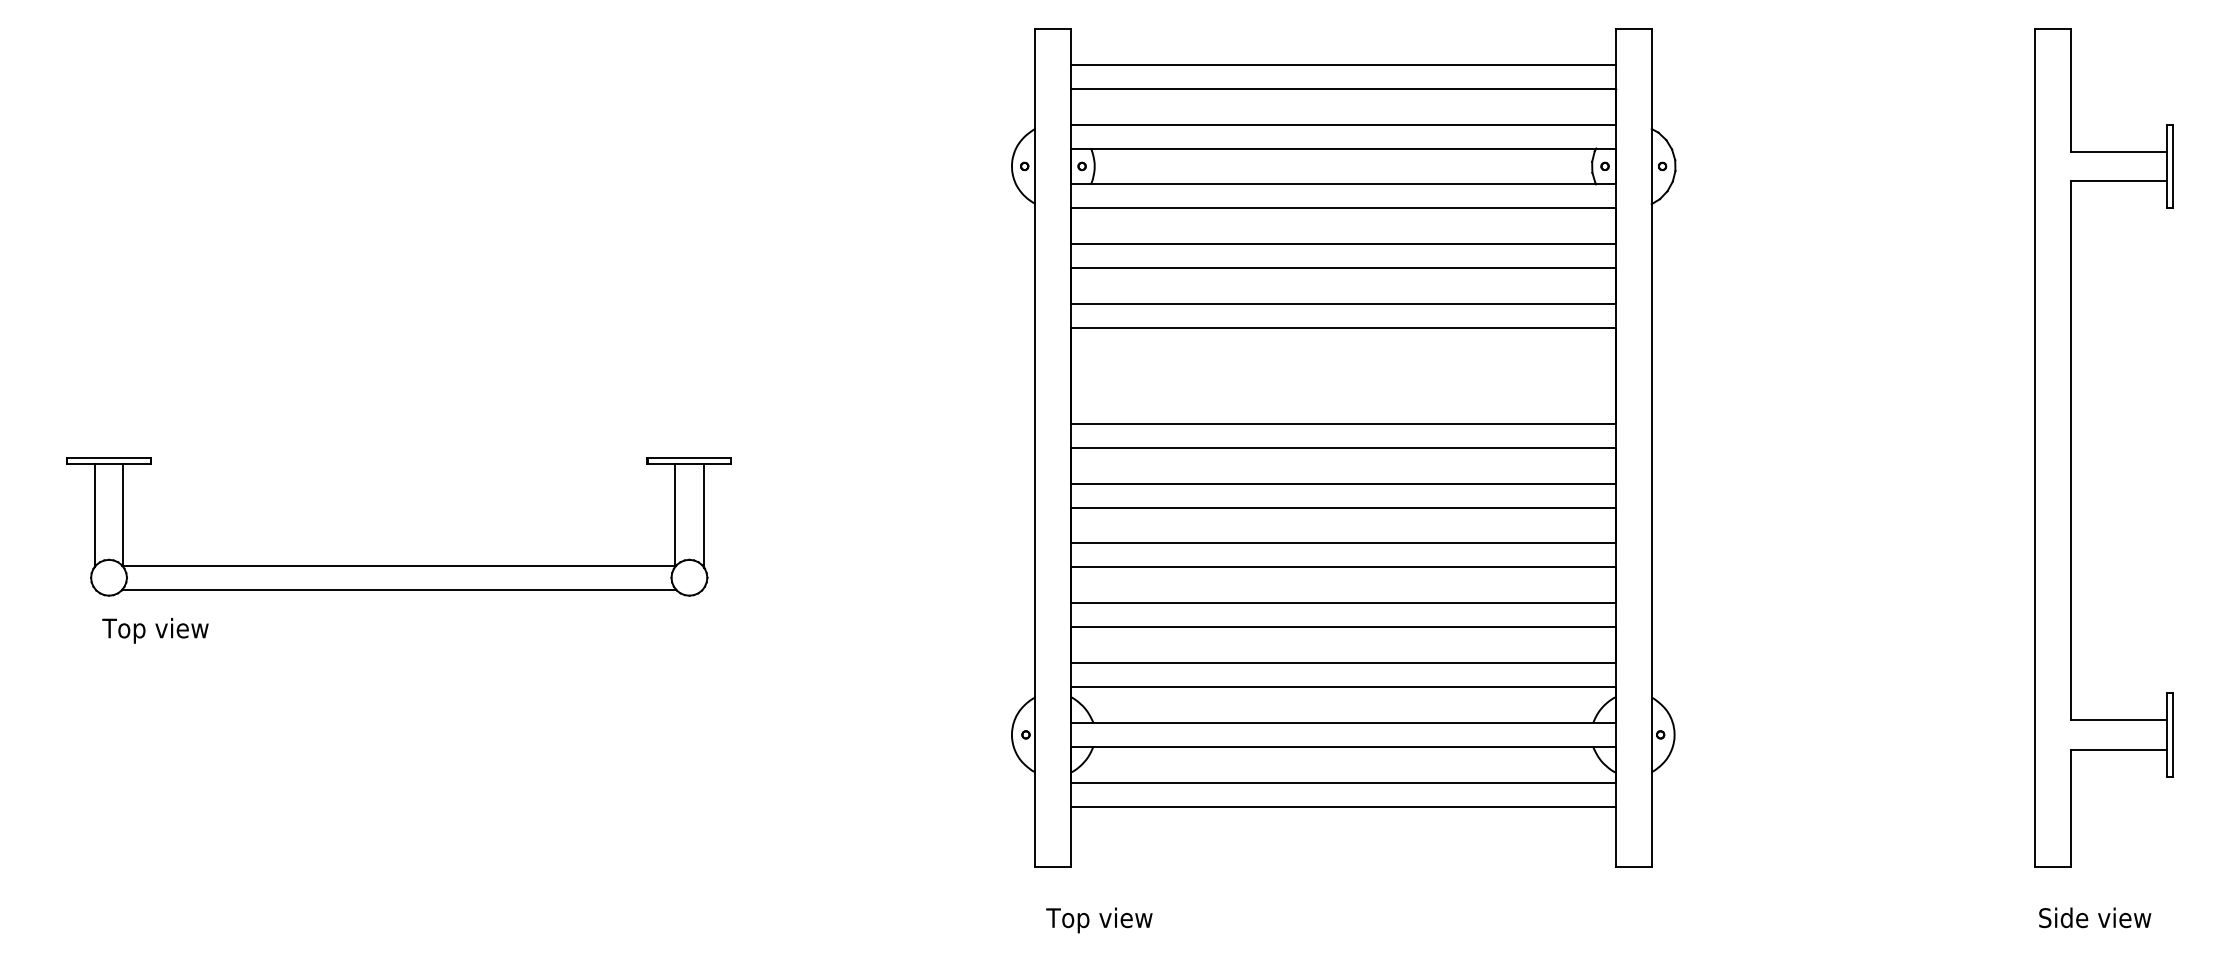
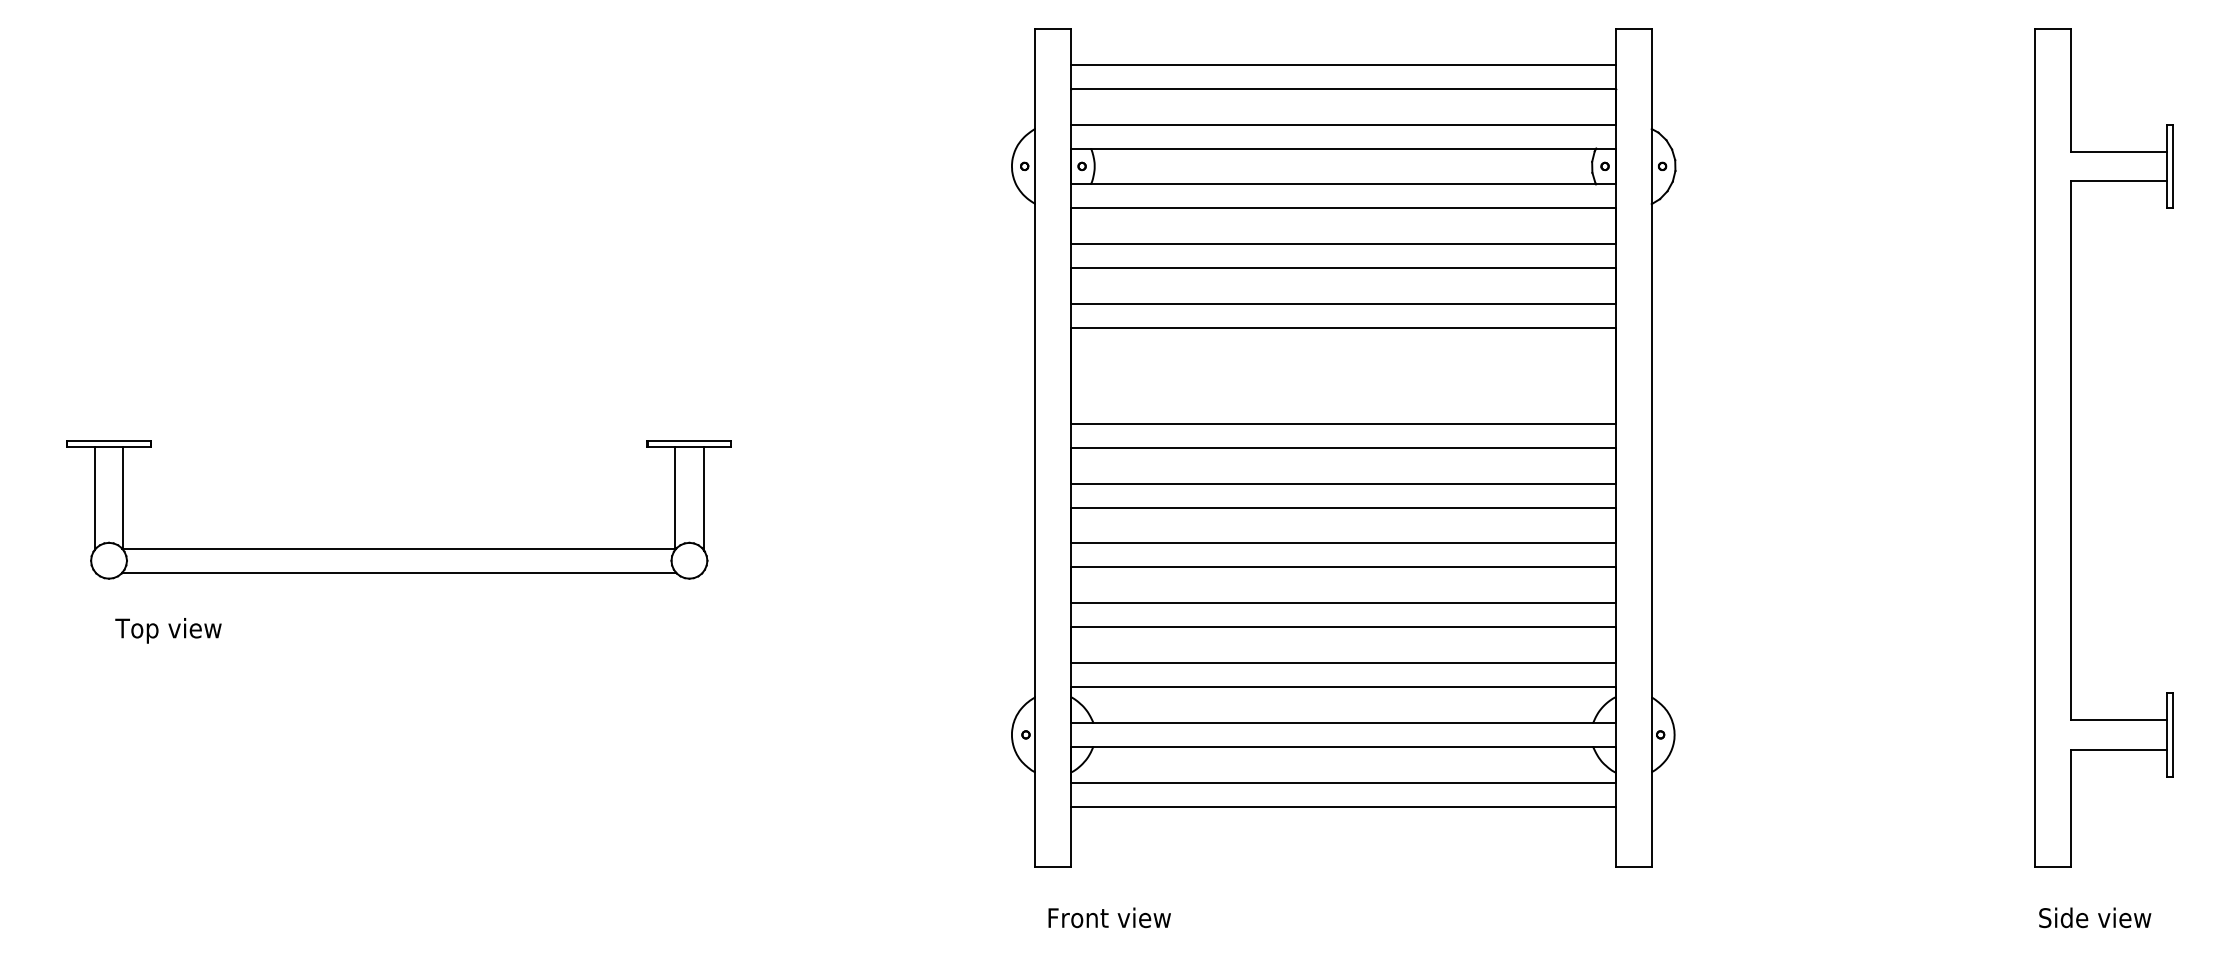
part position: (398, 565) -> (398, 548) (398, 548)
text position: (155, 630) -> (168, 630) (168, 630)
text: Top view -> Front view (1108, 920)
